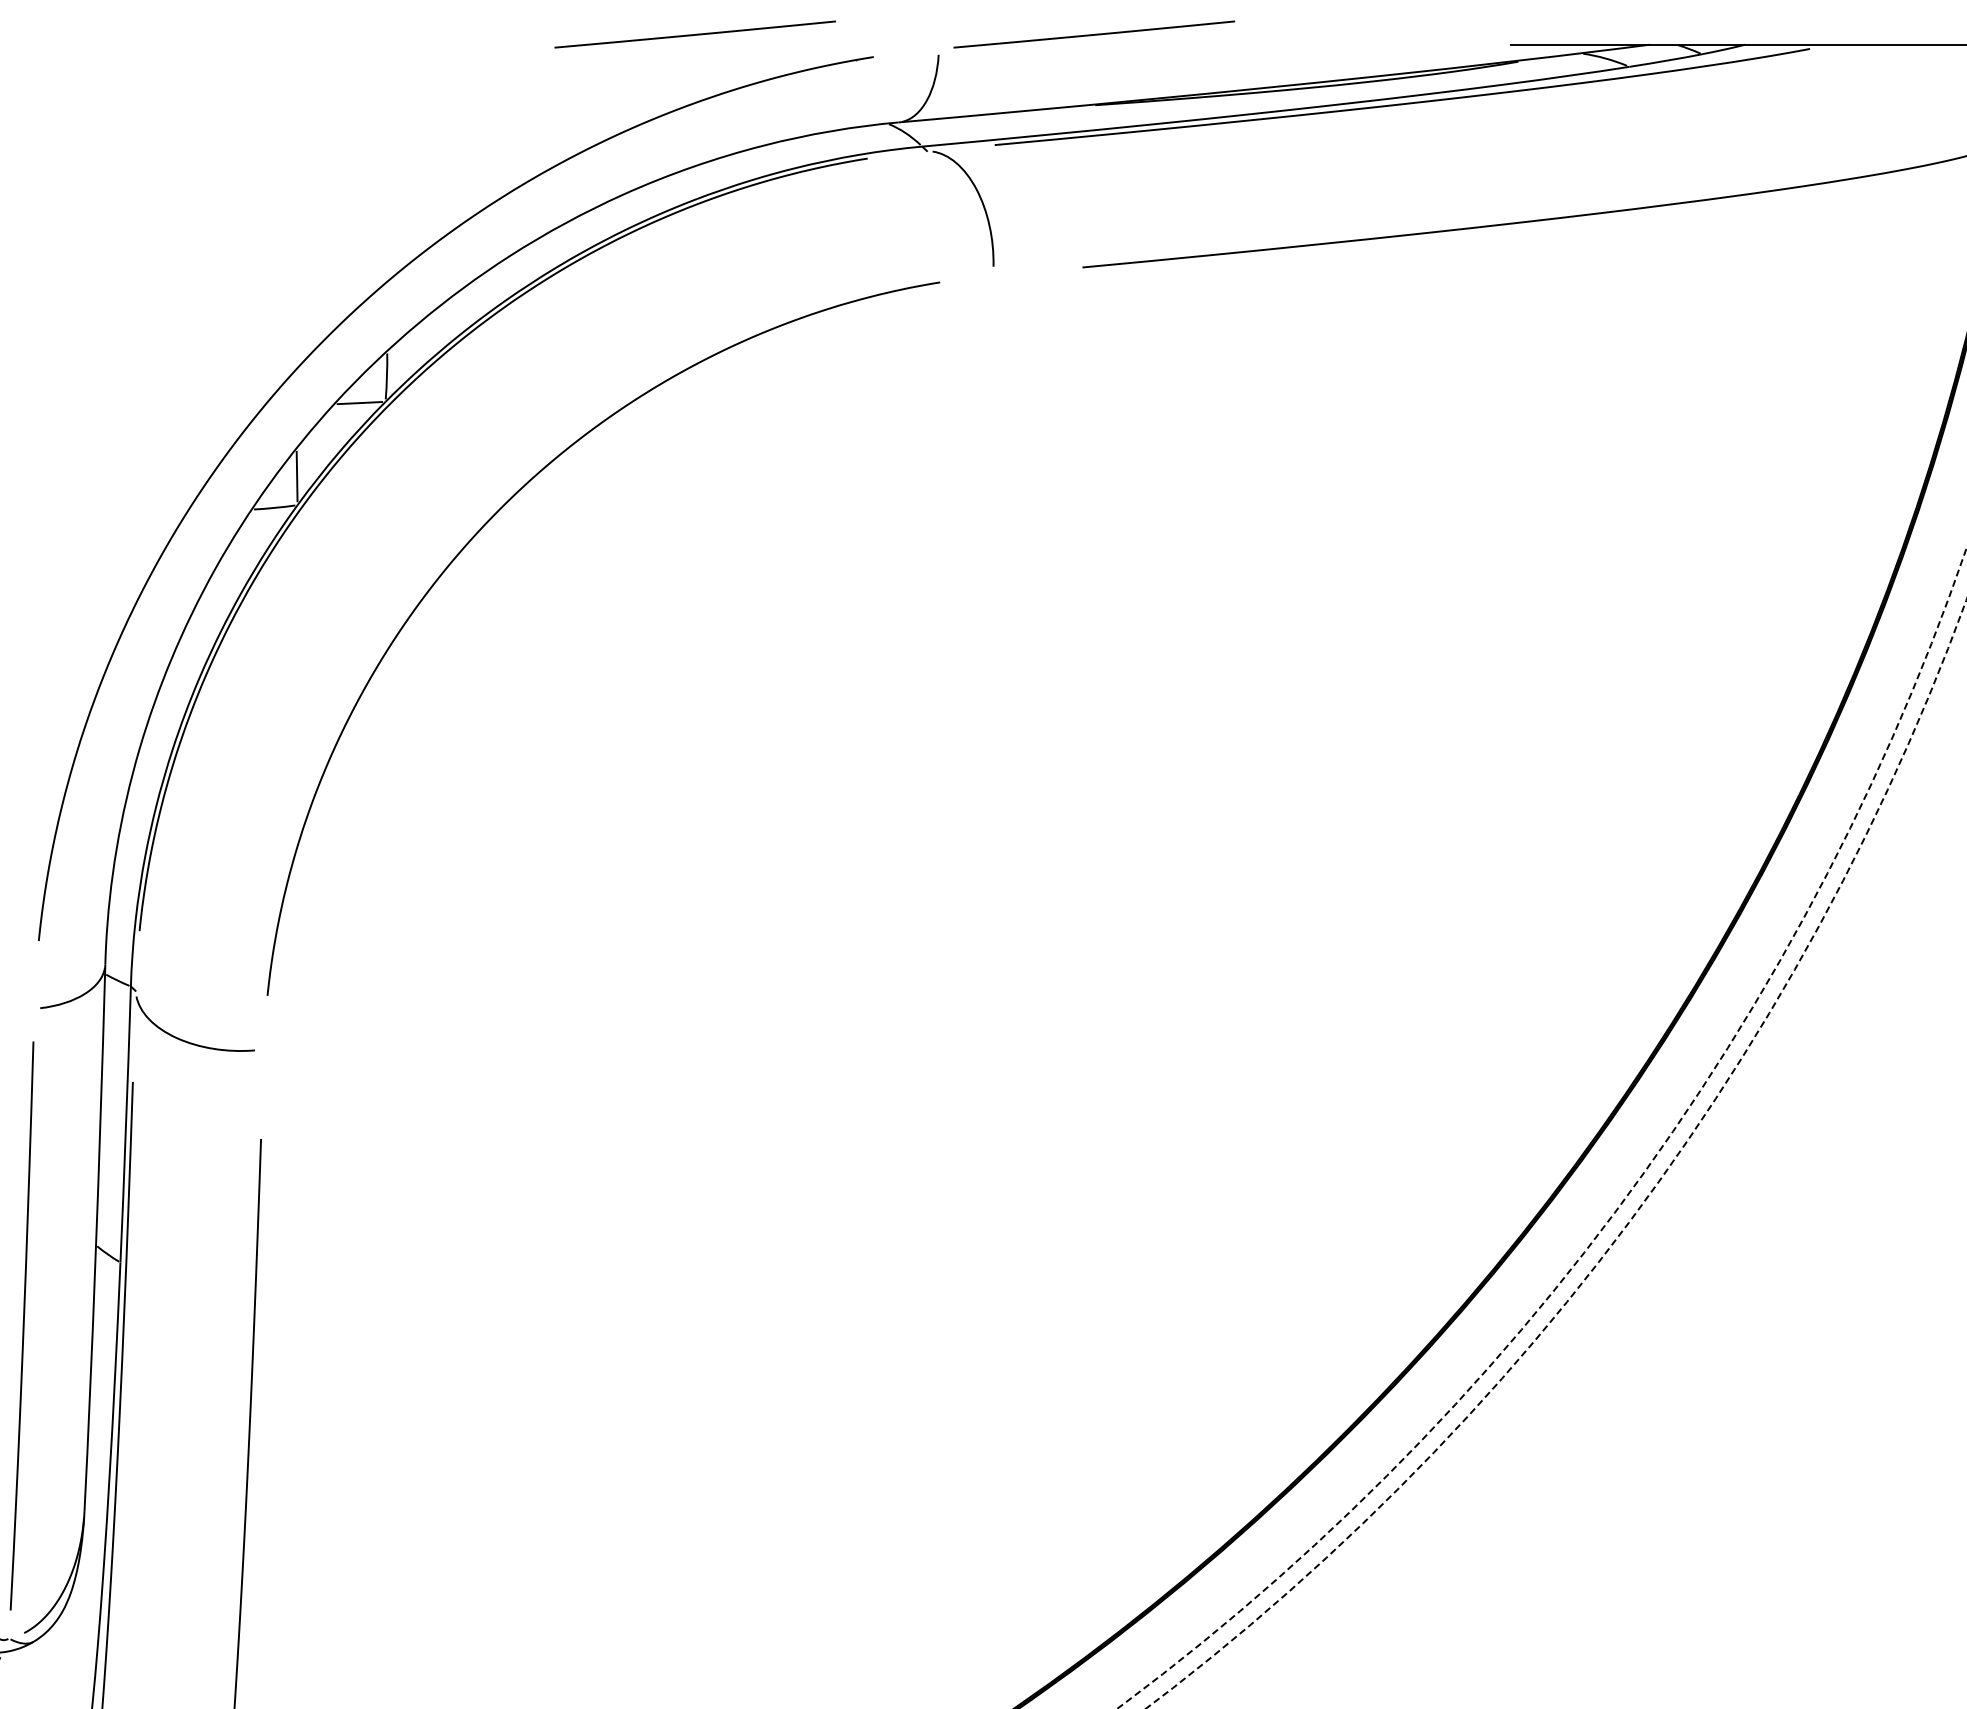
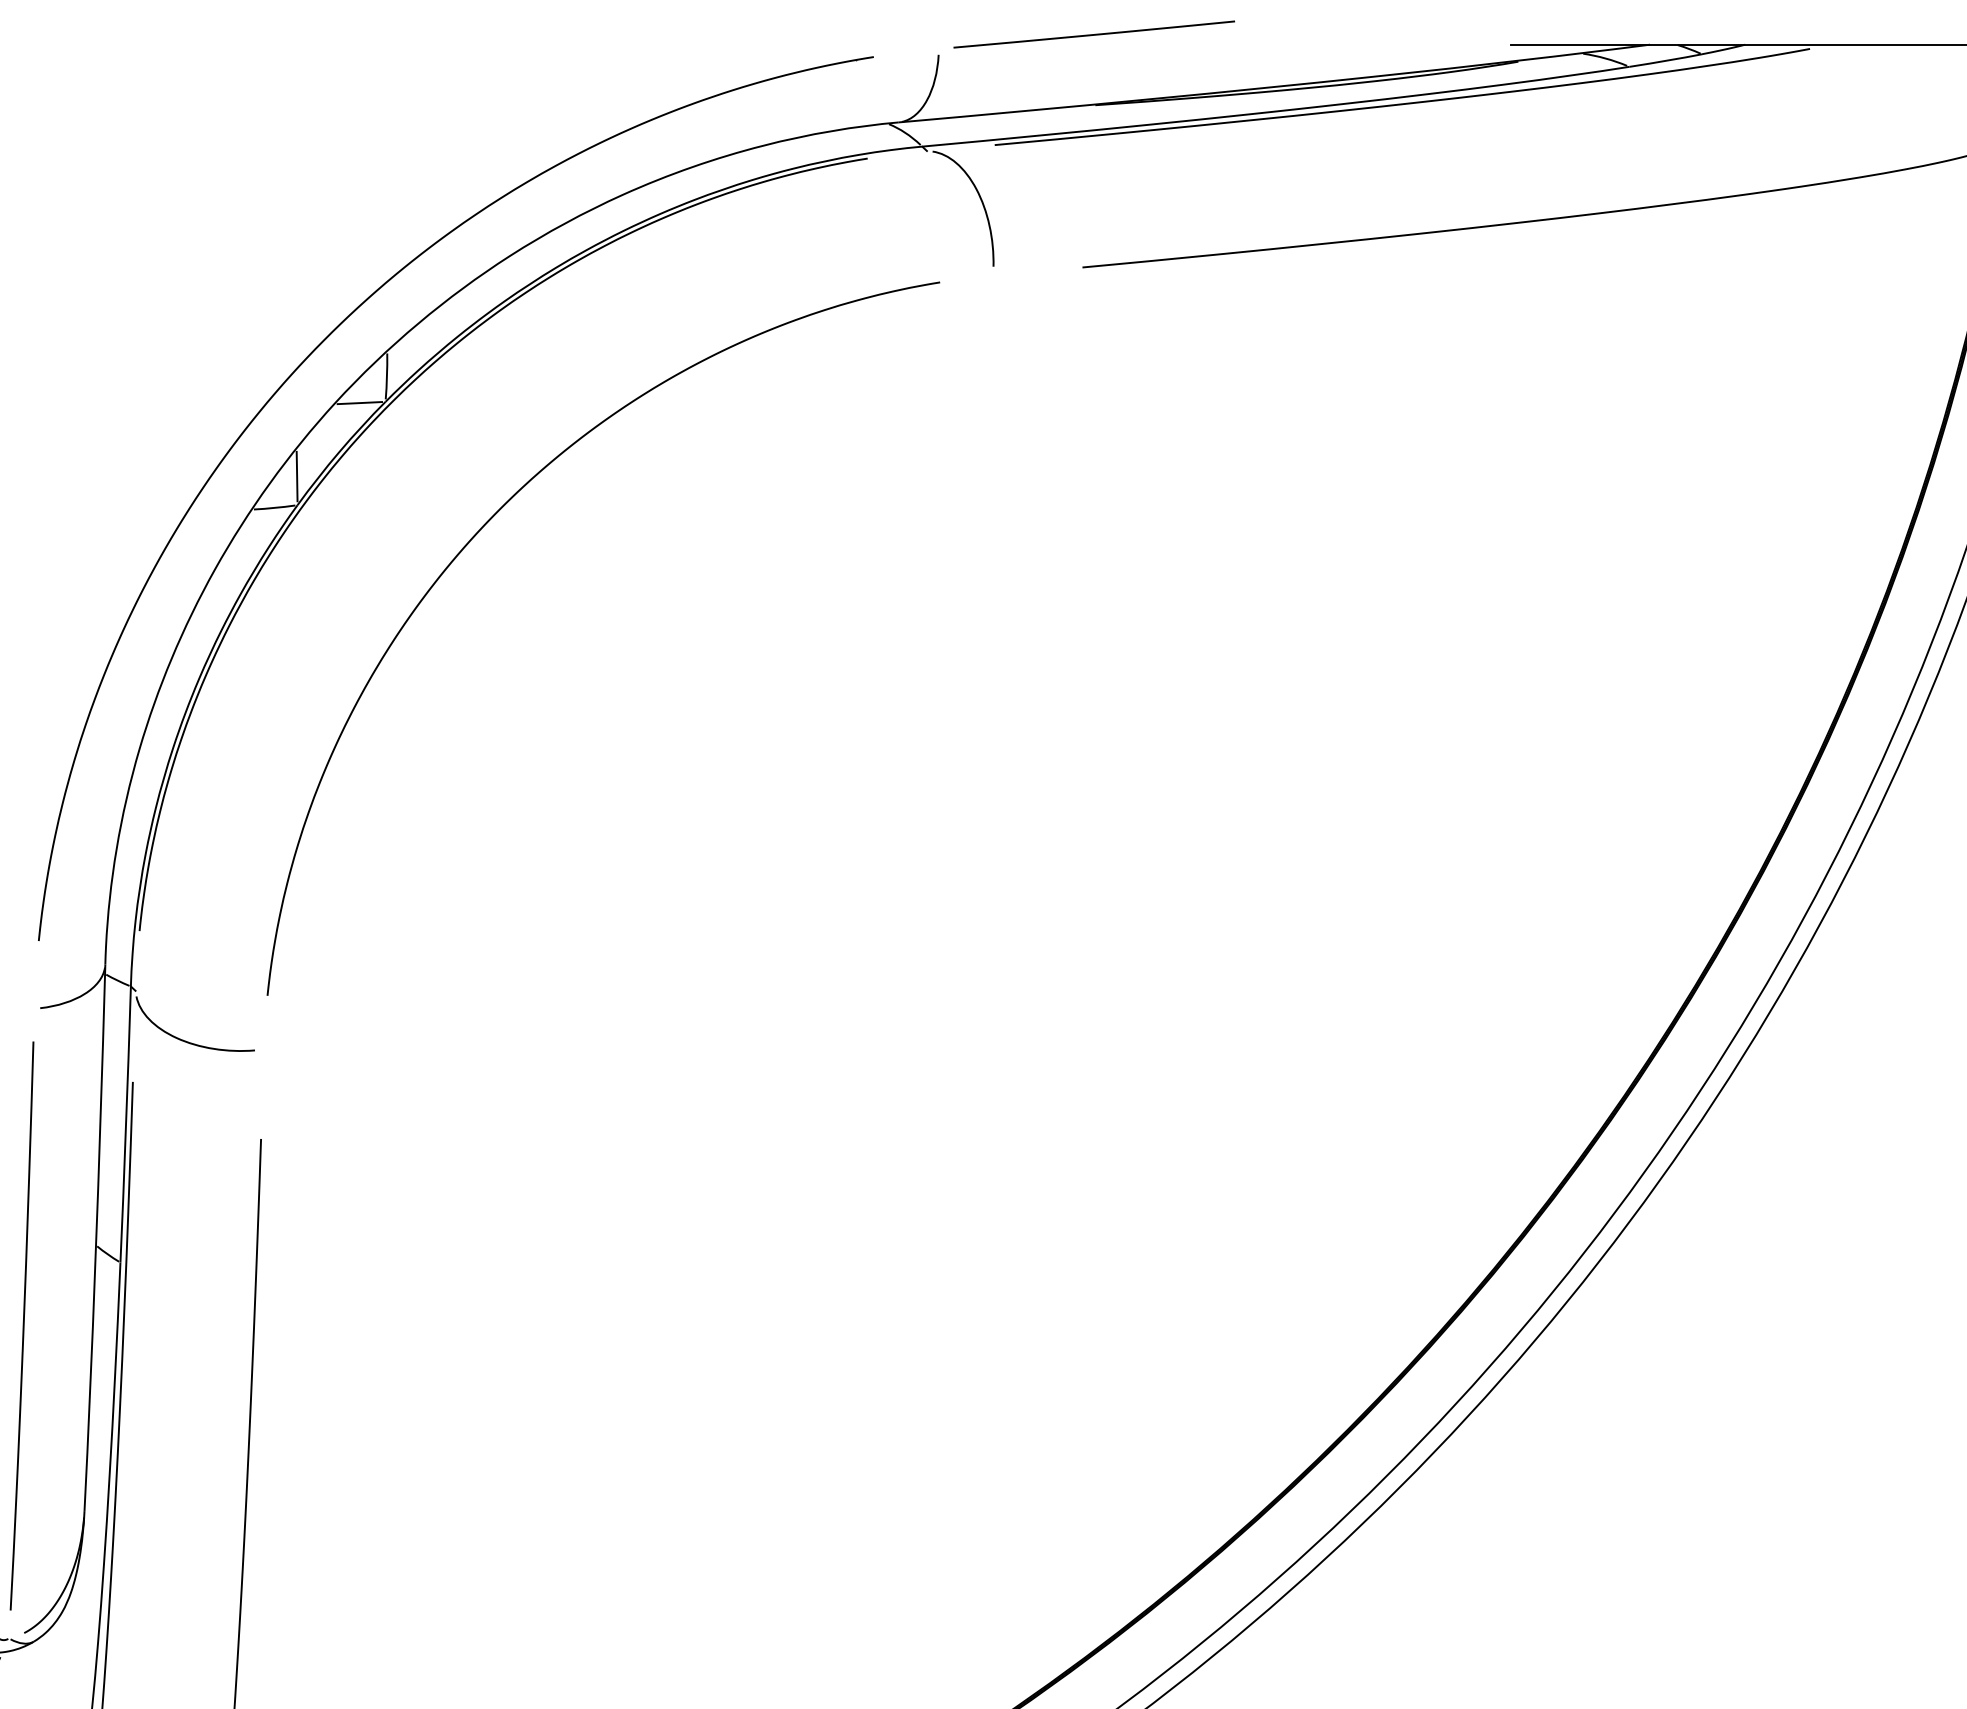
line: present -> none (694, 34)
arc: dashed -> solid (1632, 1189)
arc: dashed -> solid (1635, 1213)
